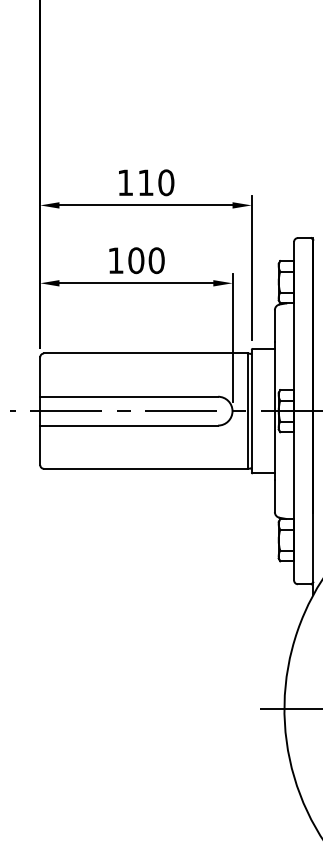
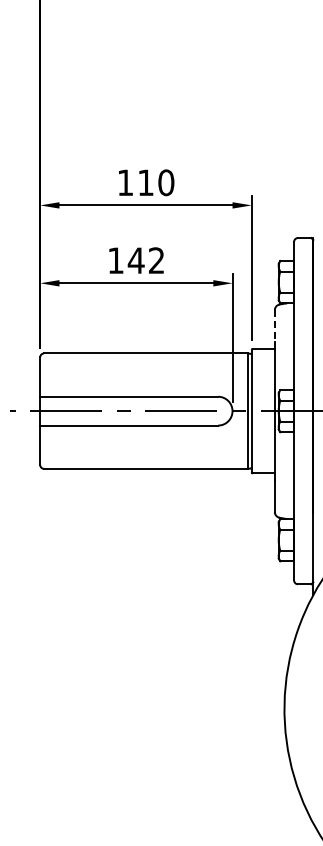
text: 100 -> 142 (145, 260)
line: solid -> dashed (274, 326)
line: present -> none (288, 709)
